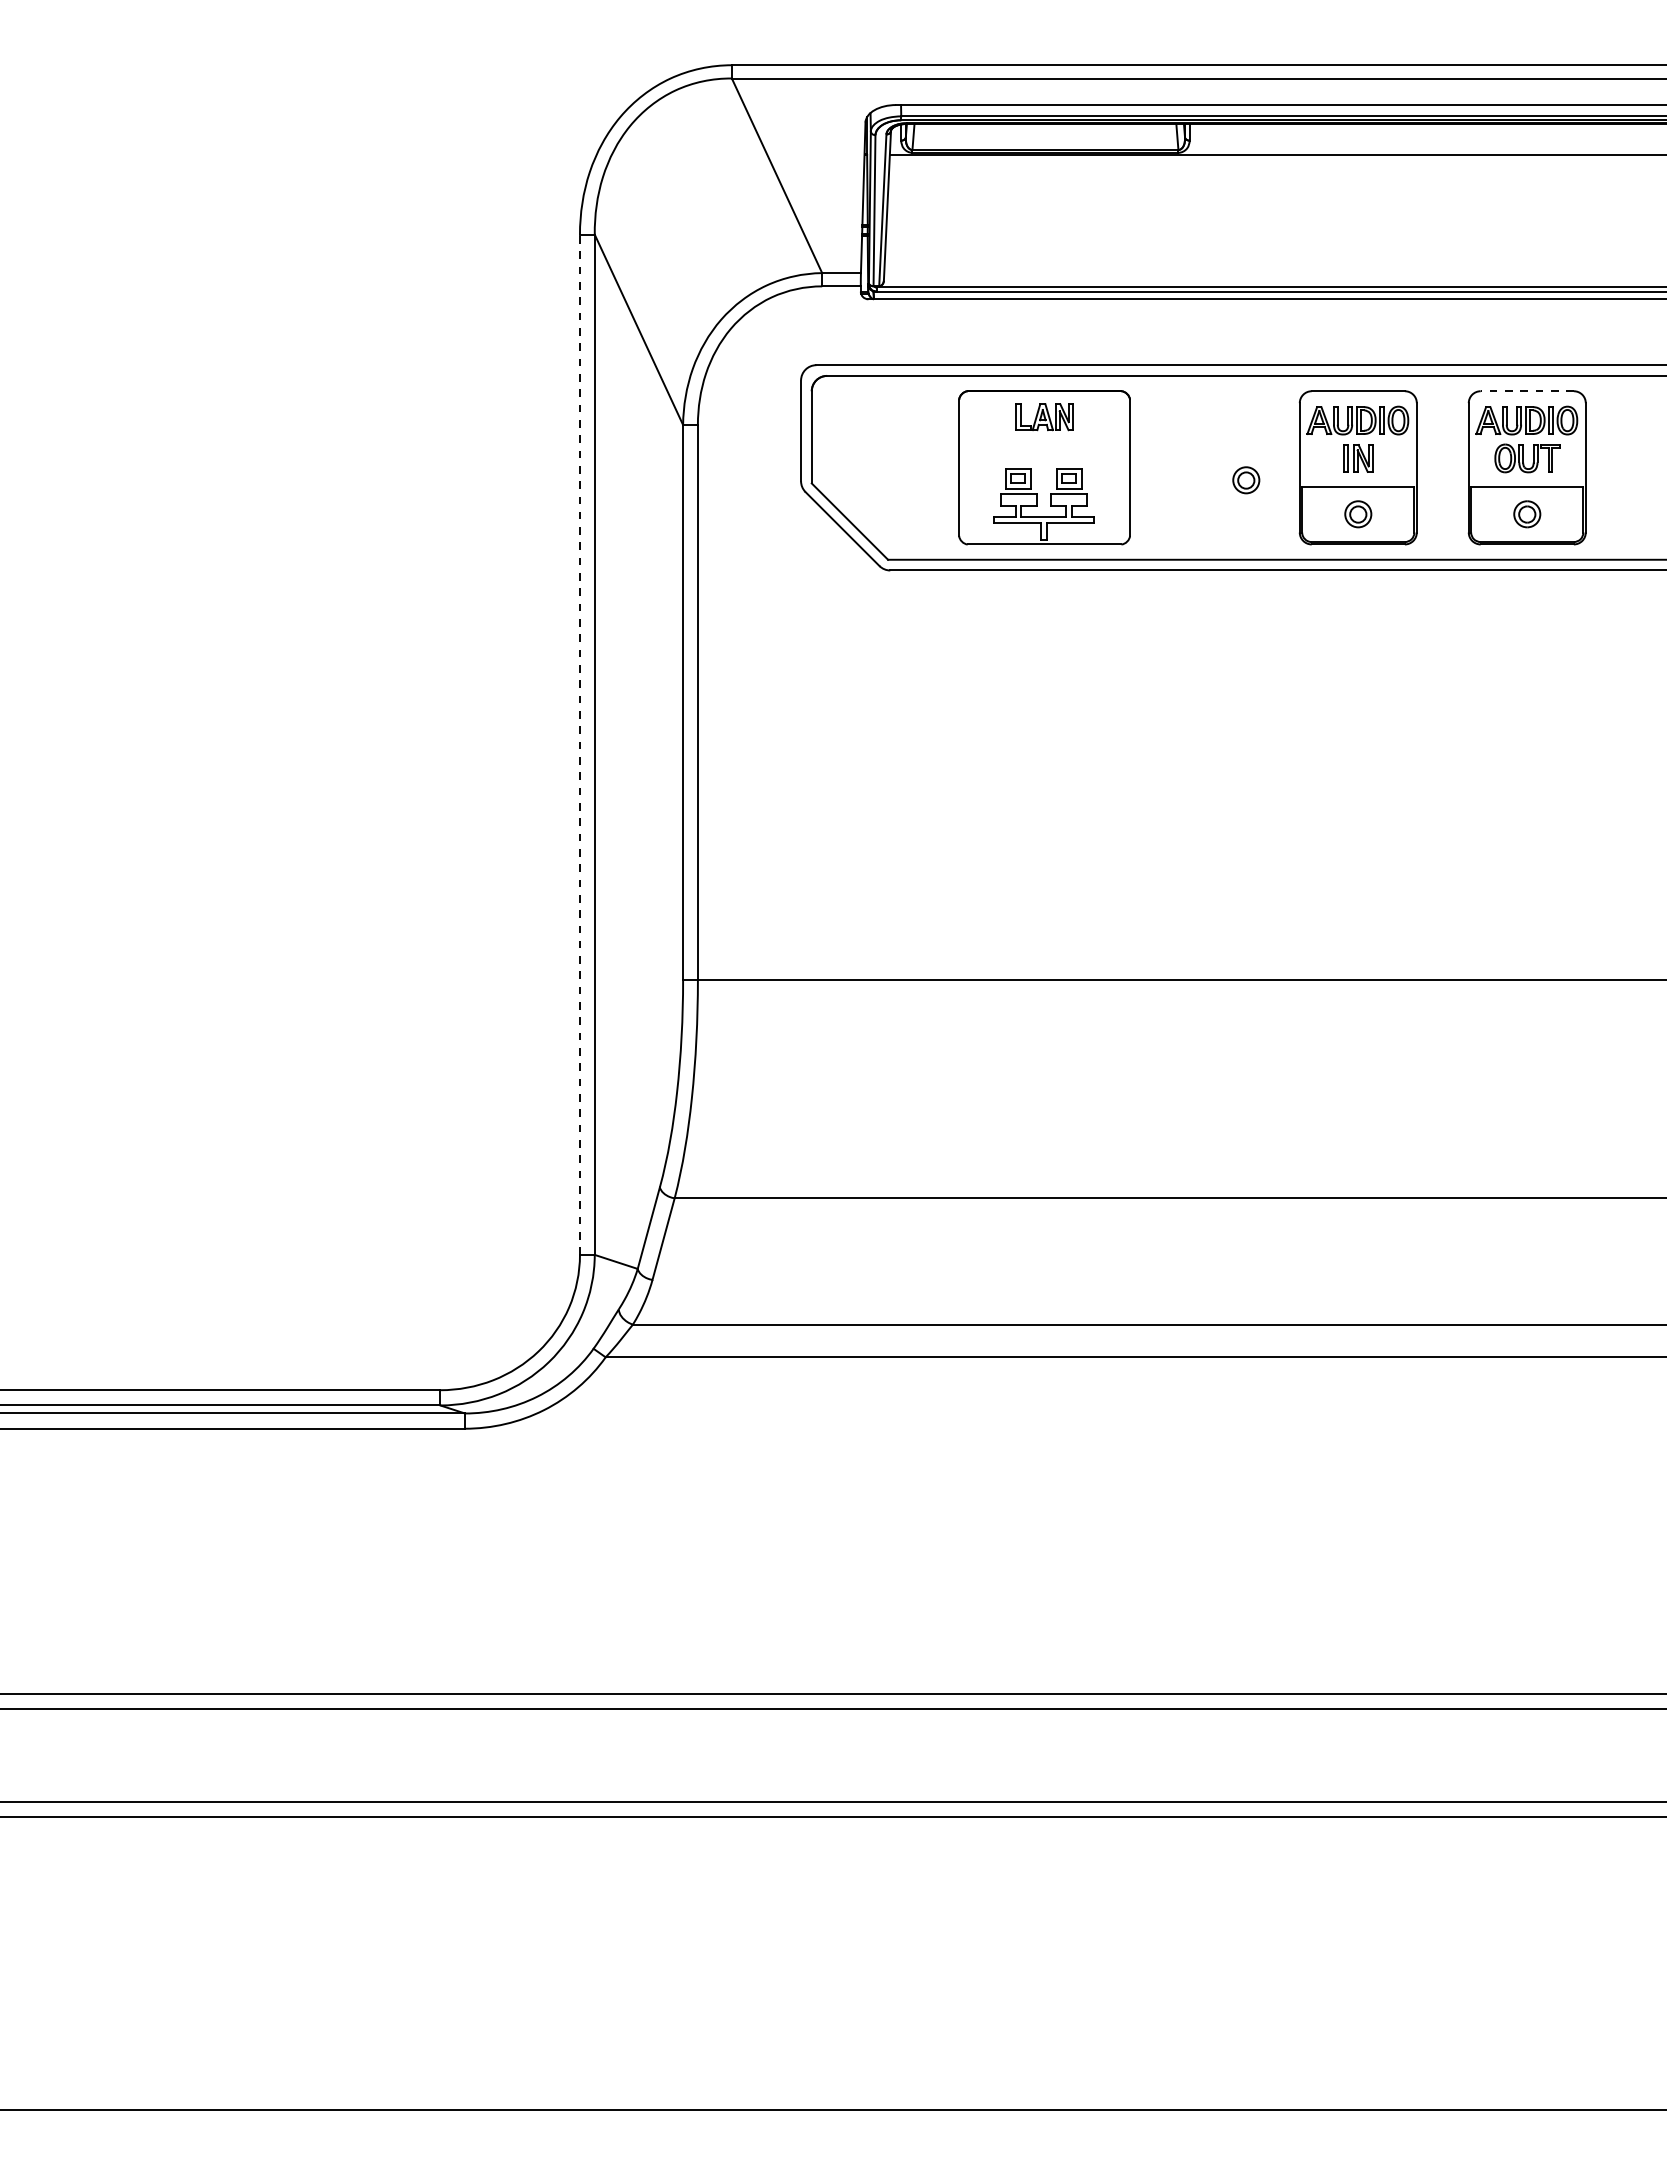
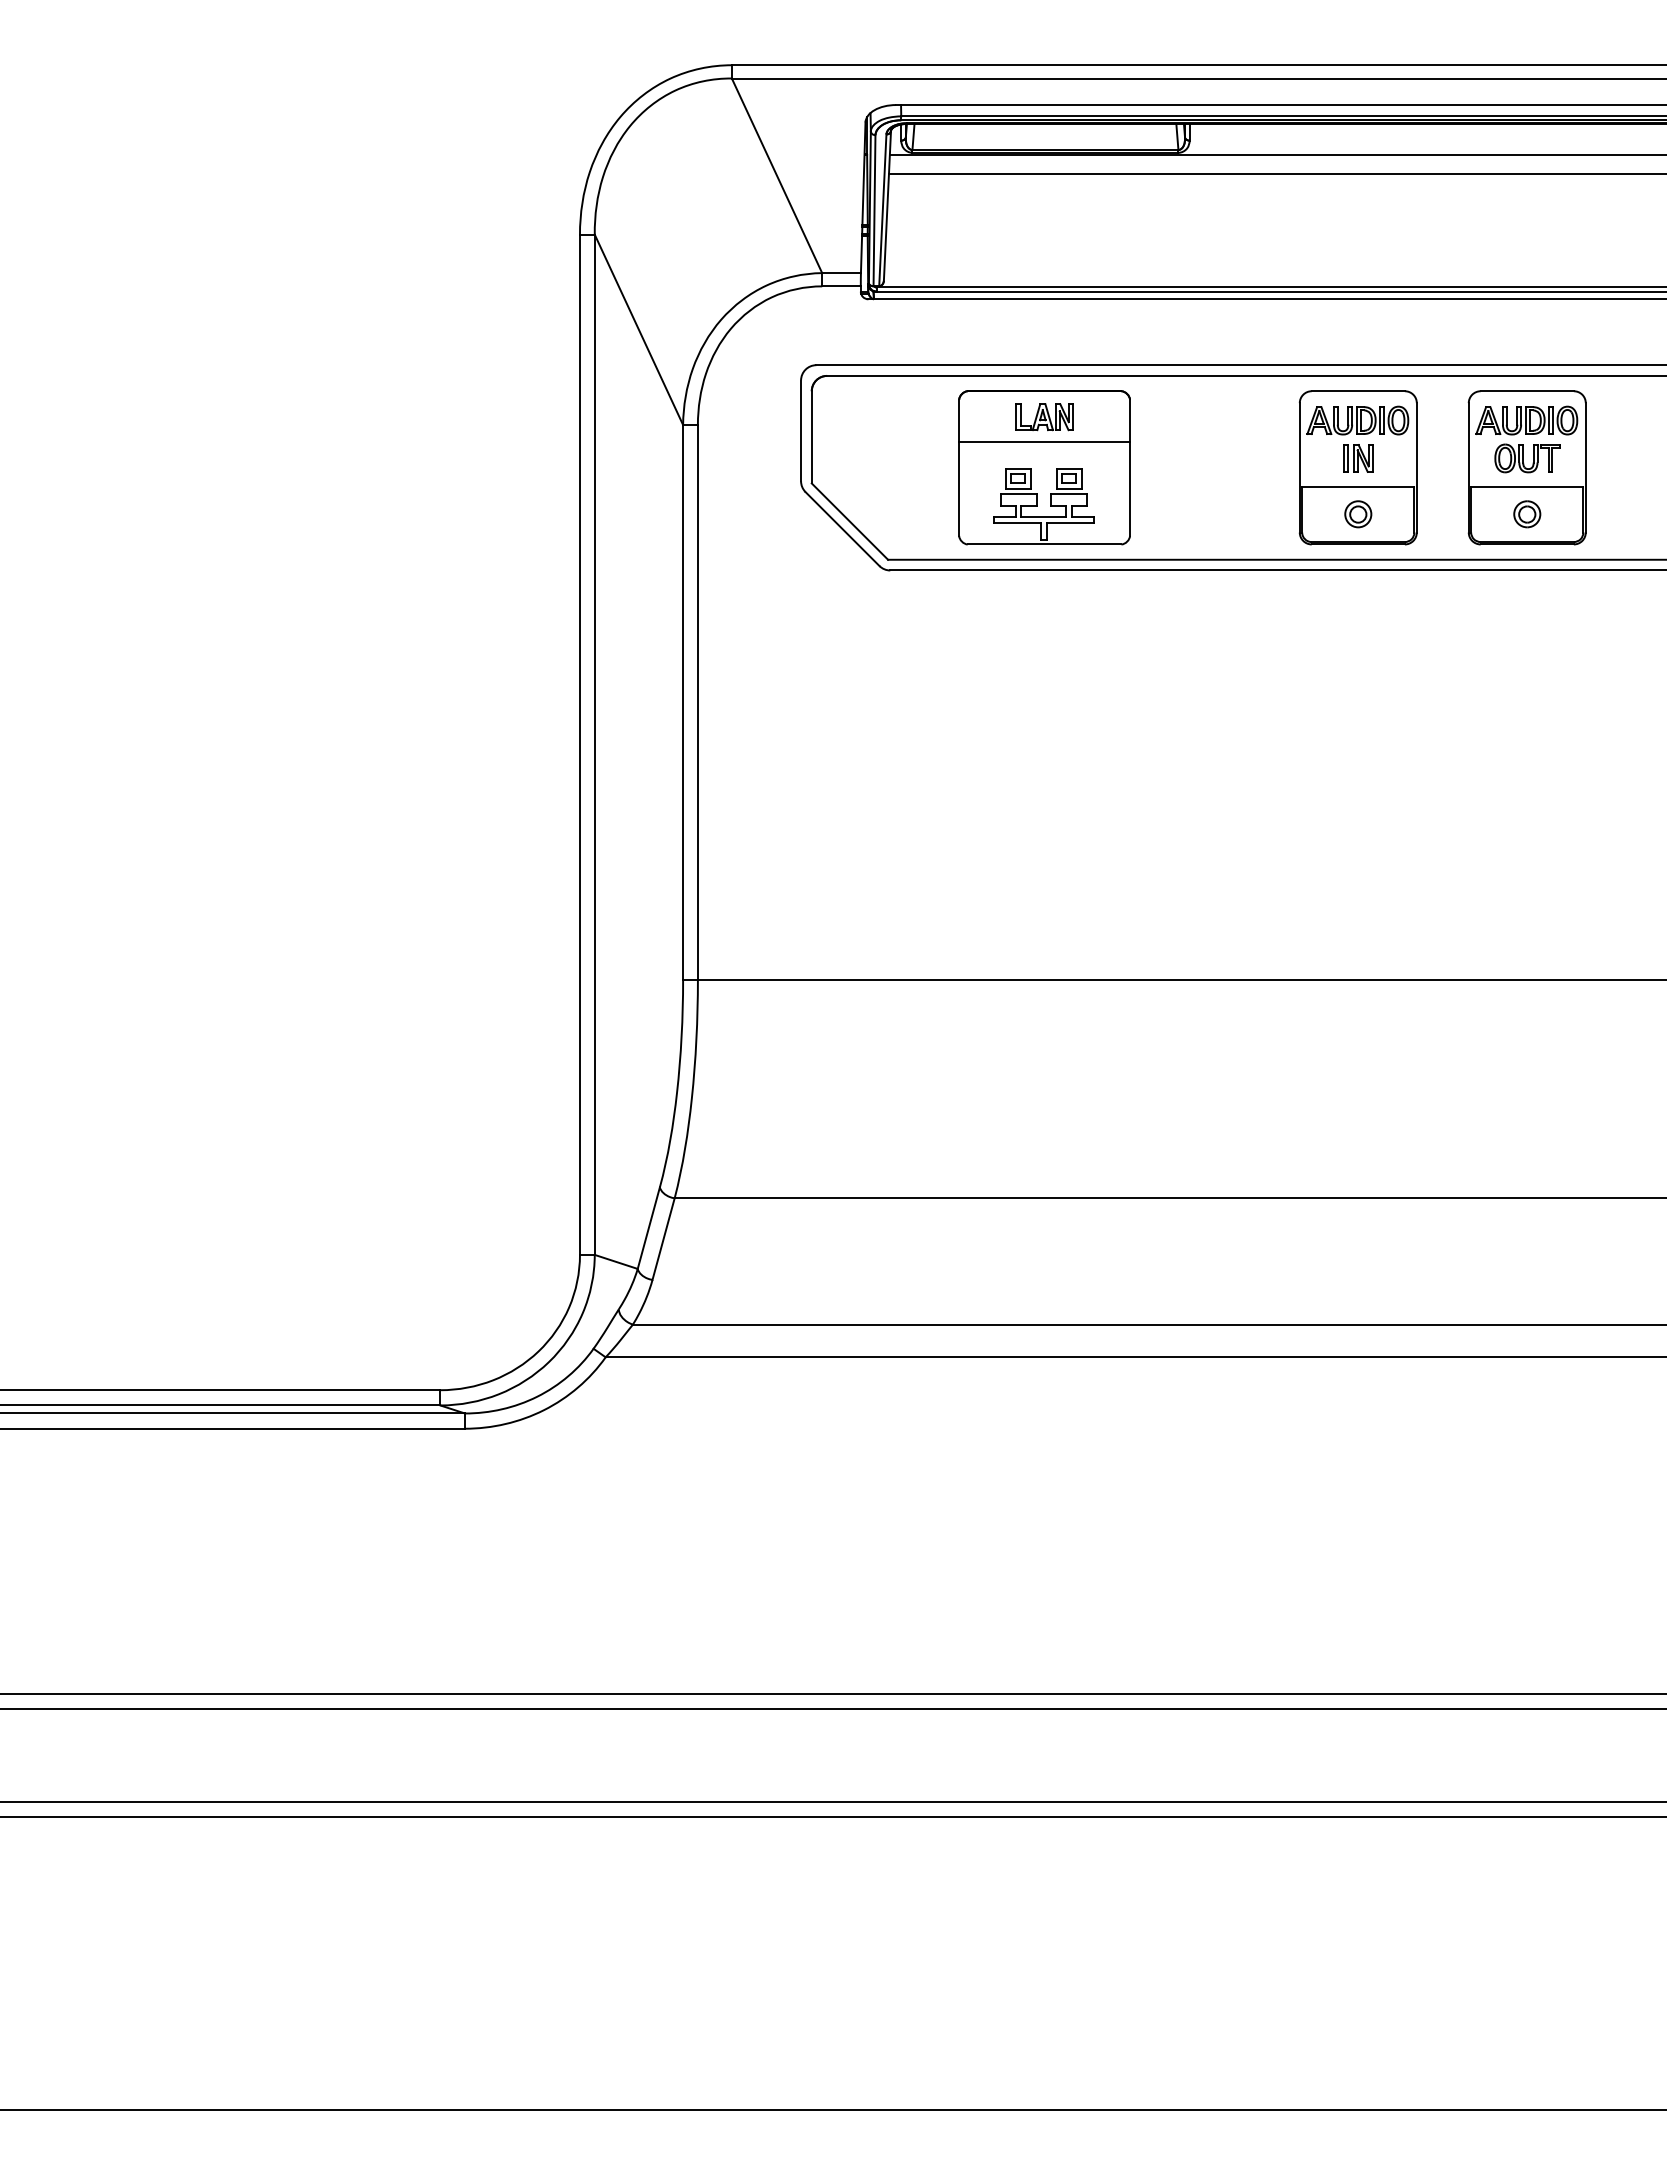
line: none -> present (1275, 174)
line: dashed -> solid (1527, 391)
line: none -> present (1044, 442)
part: present -> none (1246, 480)
line: dashed -> solid (579, 744)
